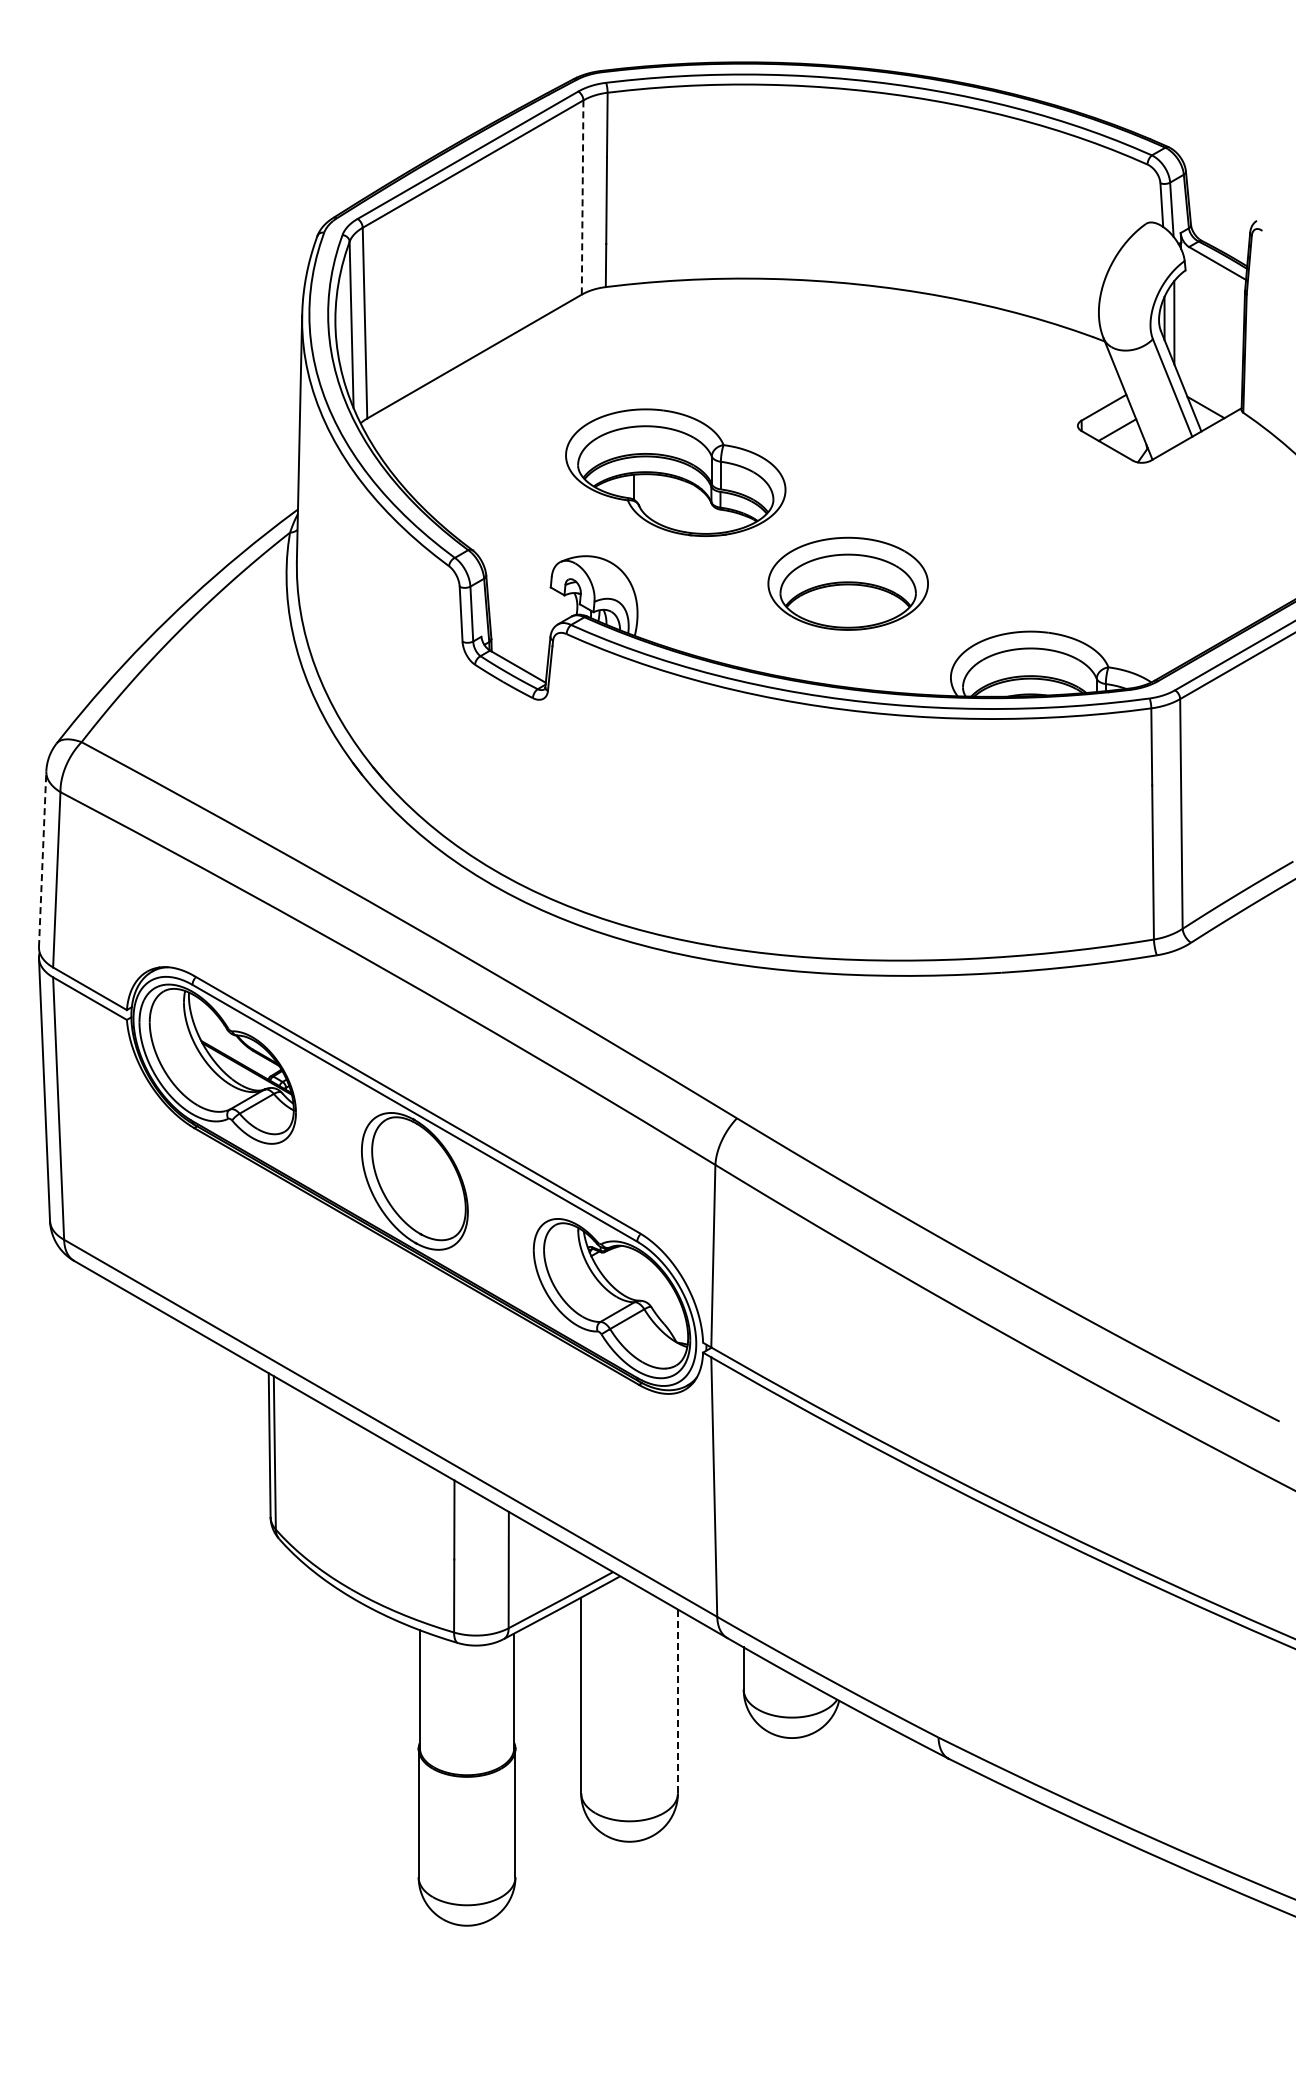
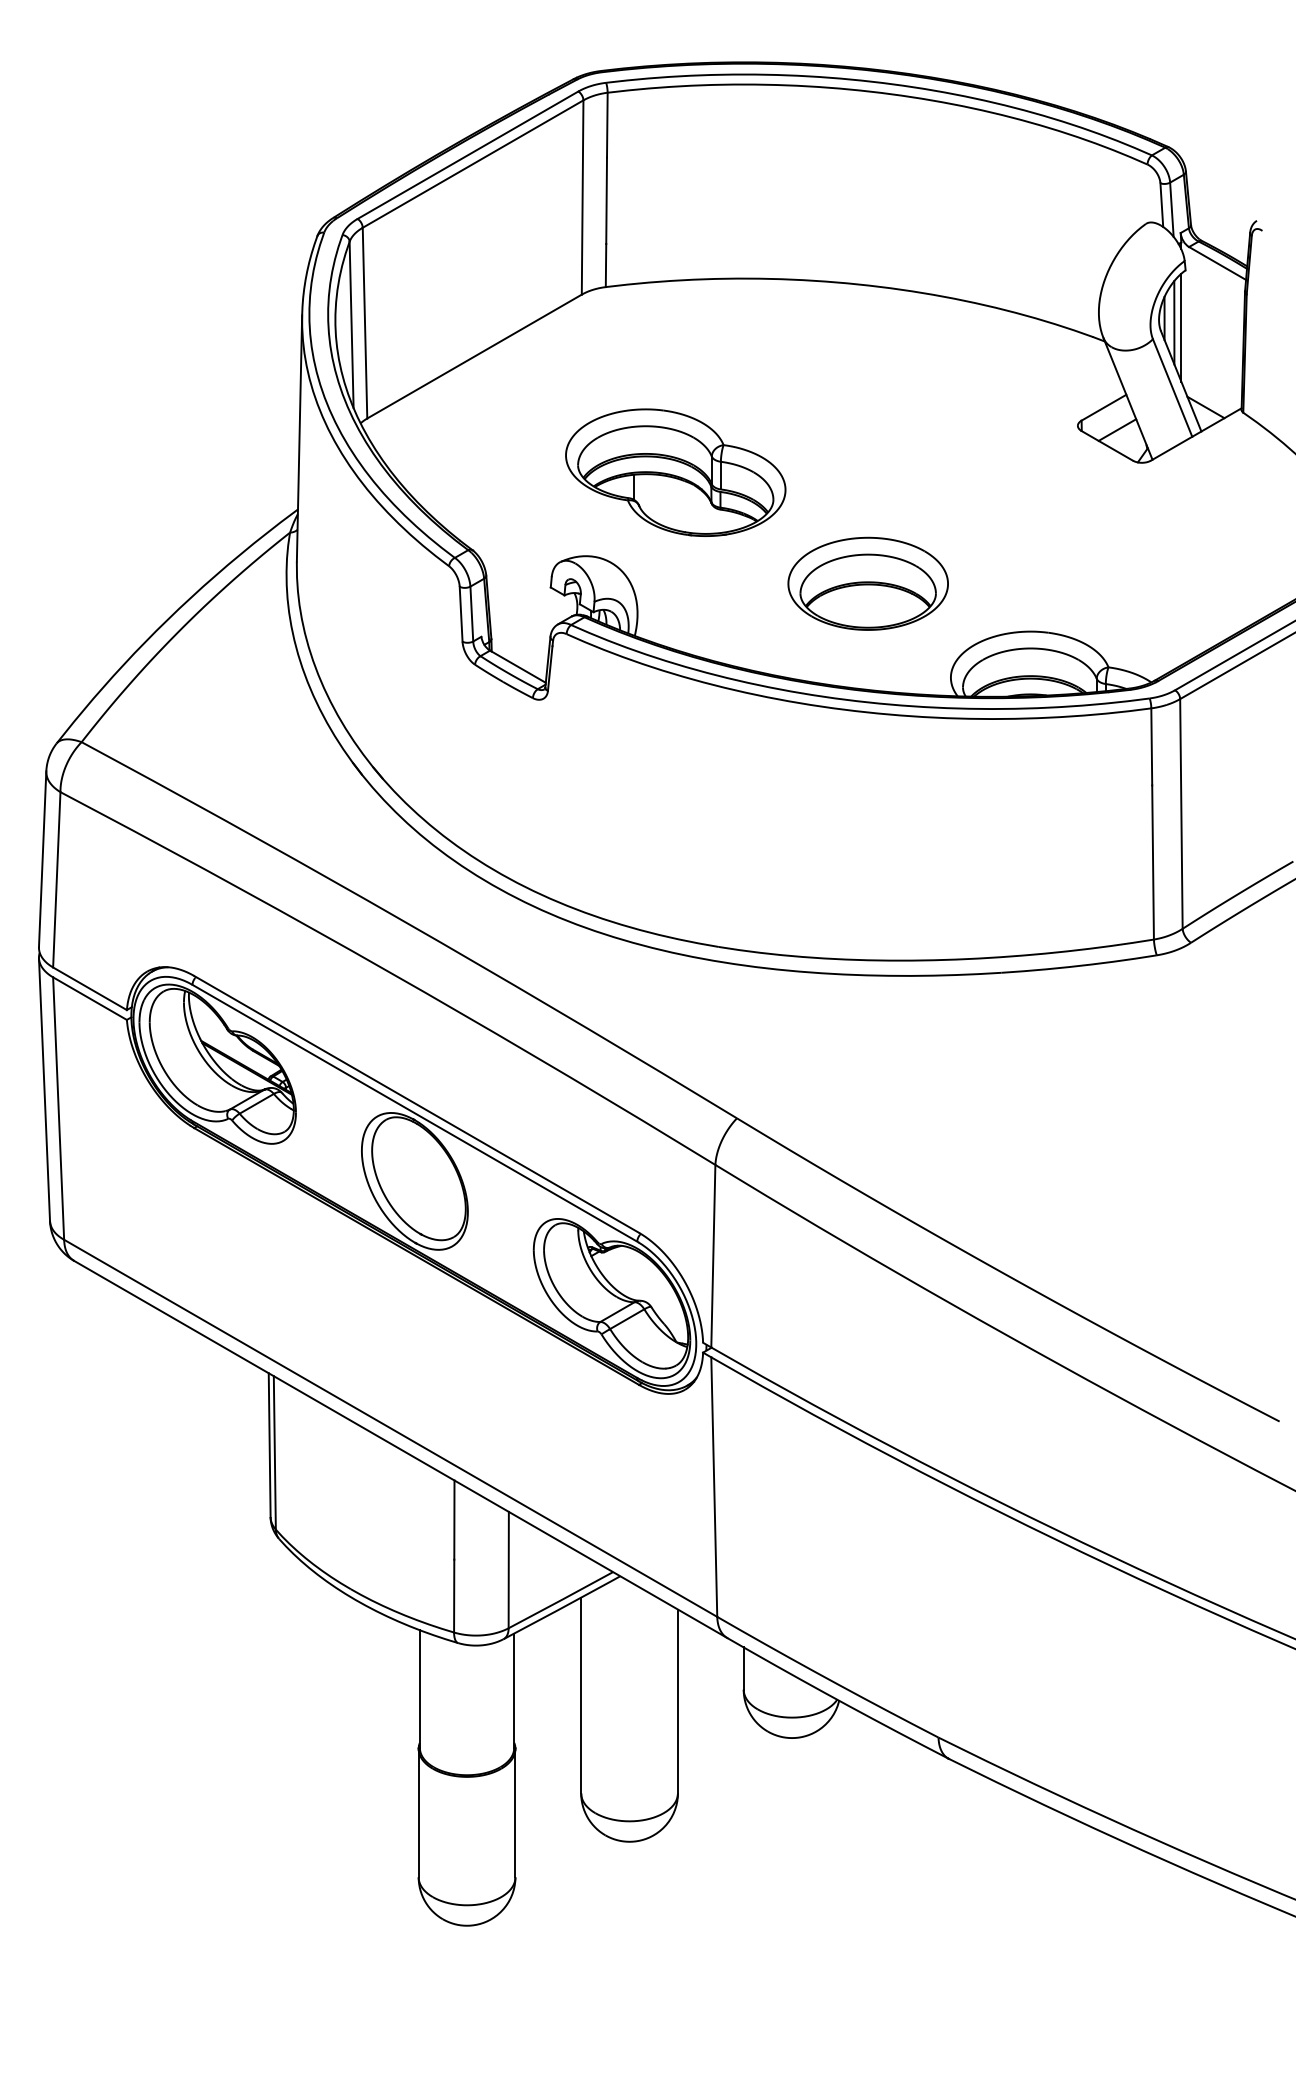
line: dashed -> solid (582, 198)
line: none -> present (1181, 327)
part position: (847, 583) -> (867, 583) (867, 583)
line: dashed -> solid (42, 859)
line: dashed -> solid (677, 1701)
